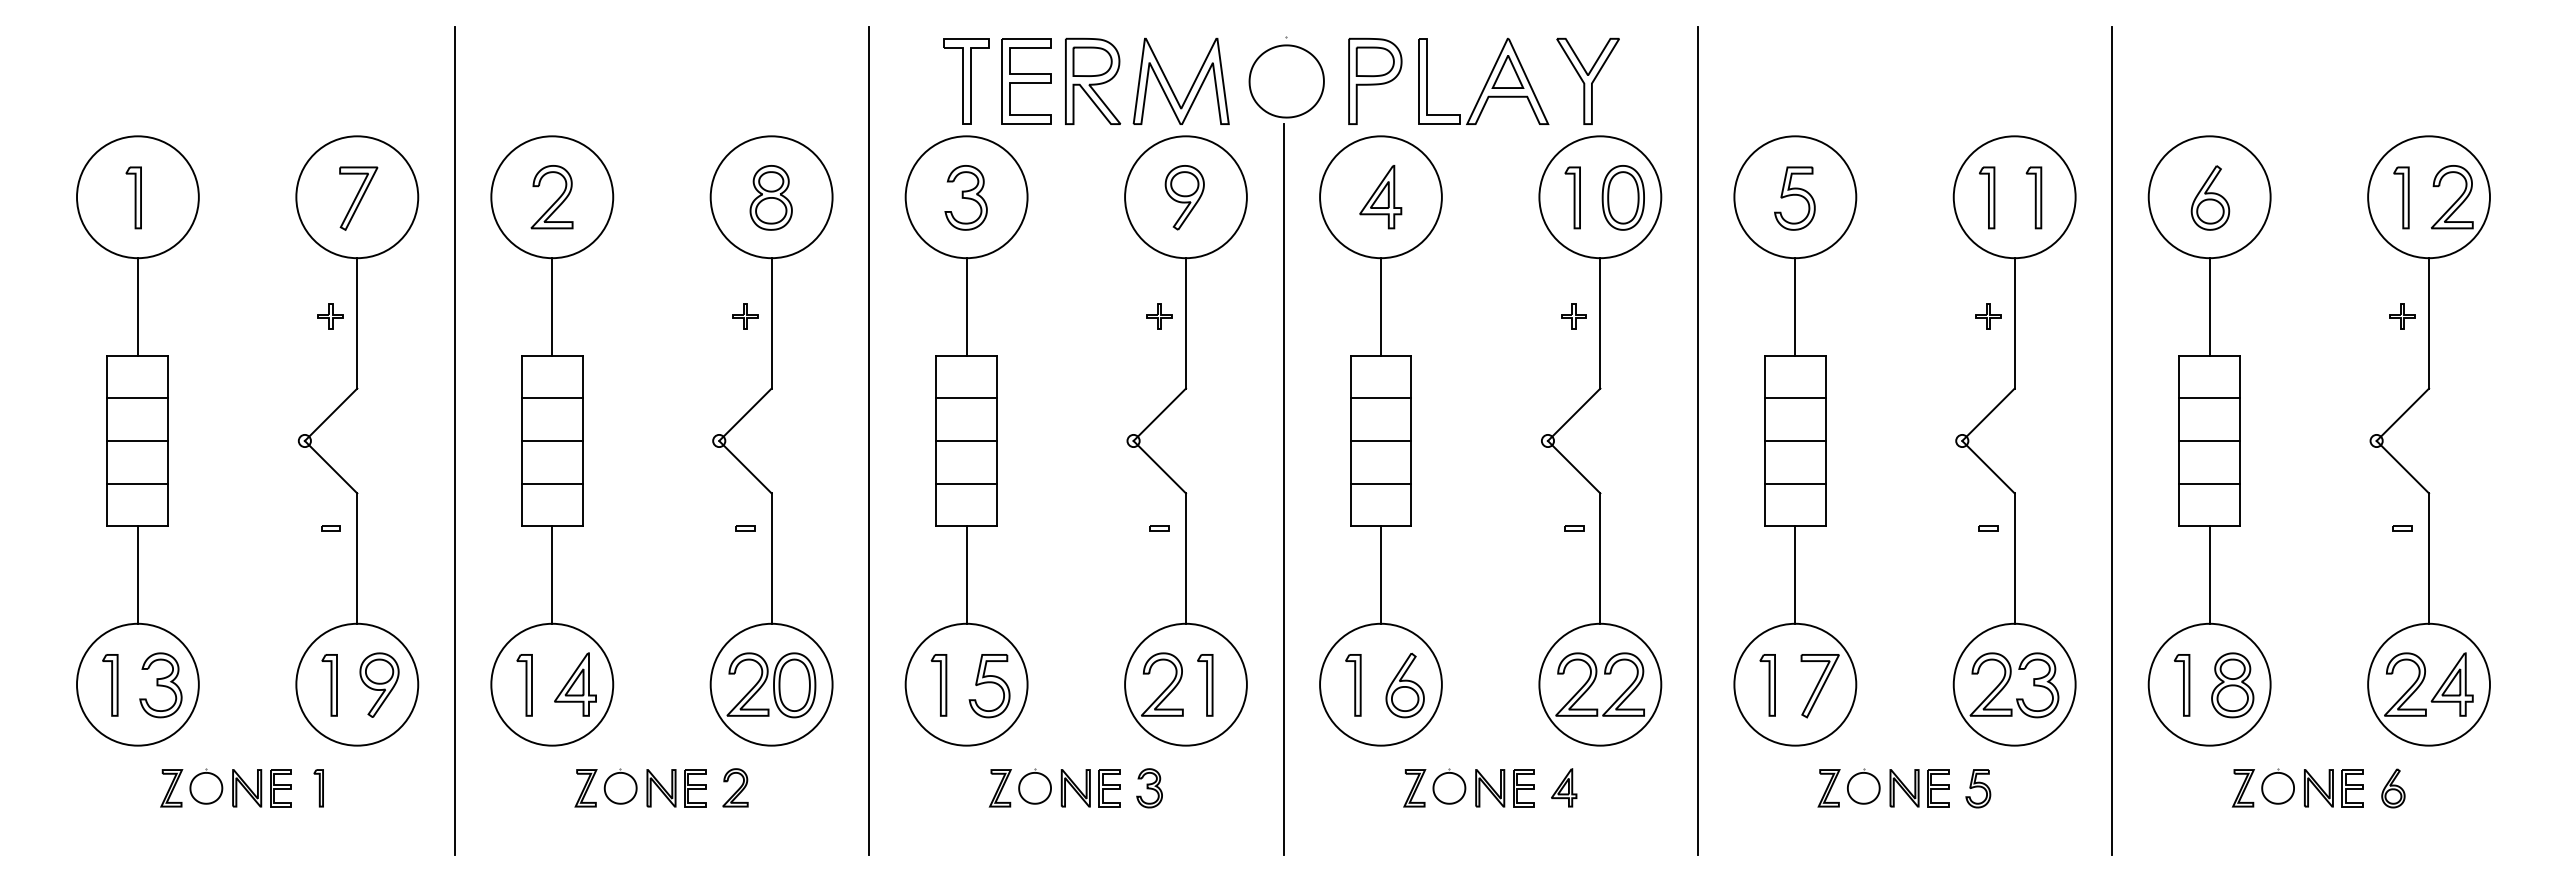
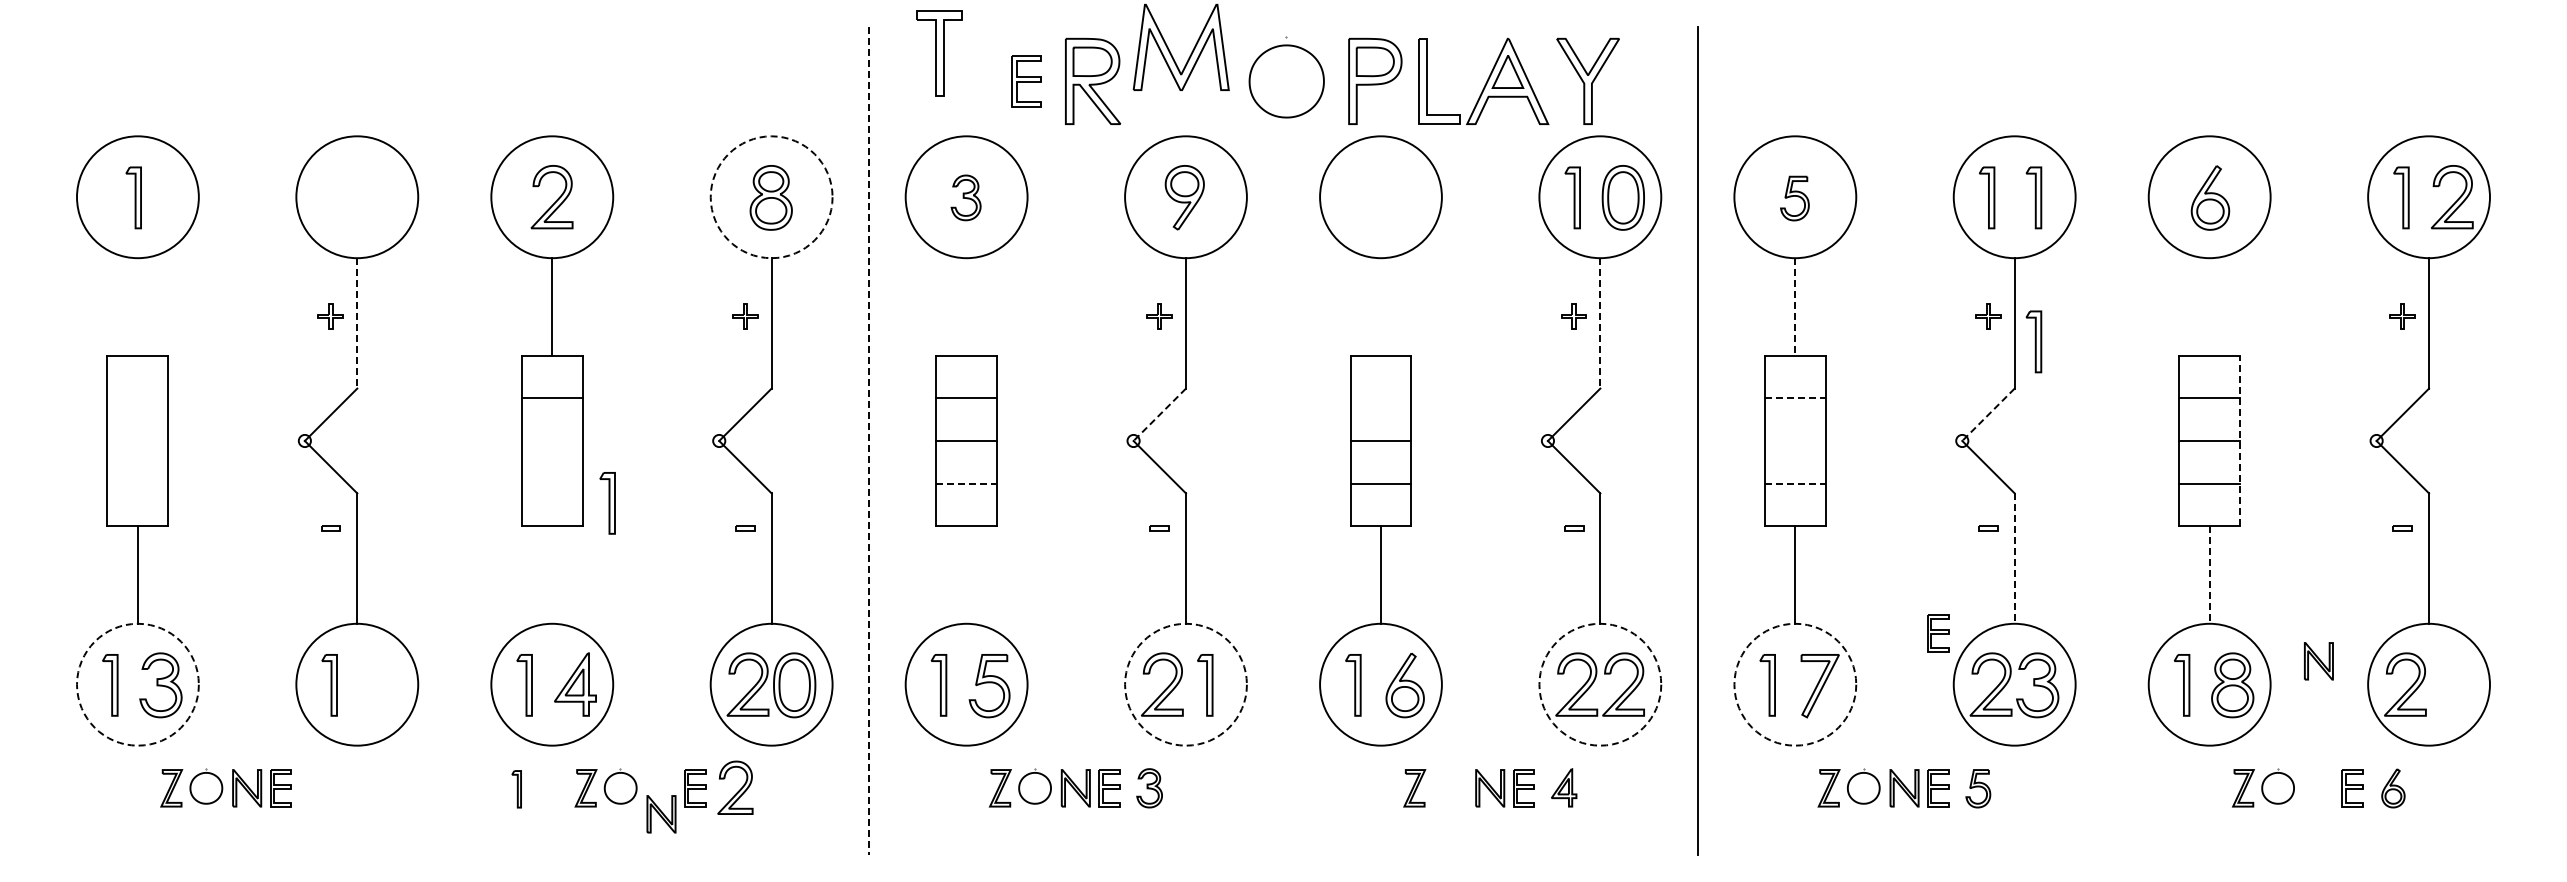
part position: (966, 81) -> (939, 53) (939, 53)
part size: 51x87 px -> 31x53 px (1026, 81)
part position: (1170, 85) -> (1170, 51) (1170, 51)
circle: solid -> dashed (771, 197)
part size: 44x66 px -> 32x48 px (965, 197)
part: present -> none (1380, 197)
part: present -> none (358, 198)
part size: 42x65 px -> 30x47 px (1794, 198)
line: present -> none (137, 306)
line: present -> none (966, 306)
line: present -> none (1380, 306)
line: solid -> dashed (1795, 306)
line: present -> none (2209, 306)
line: solid -> dashed (357, 323)
line: solid -> dashed (1600, 323)
curve: none -> present (2034, 341)
line: present -> none (137, 398)
line: present -> none (1380, 398)
line: solid -> dashed (1795, 398)
line: solid -> dashed (1159, 415)
line: solid -> dashed (1988, 415)
line: present -> none (454, 440)
line: present -> none (2112, 440)
line: solid -> dashed (2240, 440)
line: present -> none (137, 441)
line: present -> none (551, 441)
line: solid -> dashed (869, 441)
line: present -> none (1794, 441)
line: present -> none (137, 483)
line: present -> none (551, 483)
line: solid -> dashed (967, 483)
line: solid -> dashed (1795, 483)
line: present -> none (1283, 489)
part: none -> present (607, 503)
line: solid -> dashed (2014, 559)
line: present -> none (552, 574)
line: present -> none (966, 574)
line: solid -> dashed (2209, 575)
part: none -> present (1938, 633)
circle: solid -> dashed (137, 684)
part: present -> none (379, 684)
circle: solid -> dashed (1185, 684)
circle: solid -> dashed (1600, 684)
circle: solid -> dashed (1795, 684)
part: present -> none (2451, 684)
part: present -> none (1449, 786)
part size: 27x40 px -> 37x55 px (735, 787)
part position: (318, 788) -> (516, 789) (516, 789)
part position: (661, 788) -> (661, 814) (661, 814)
part position: (2318, 788) -> (2318, 661) (2318, 661)
